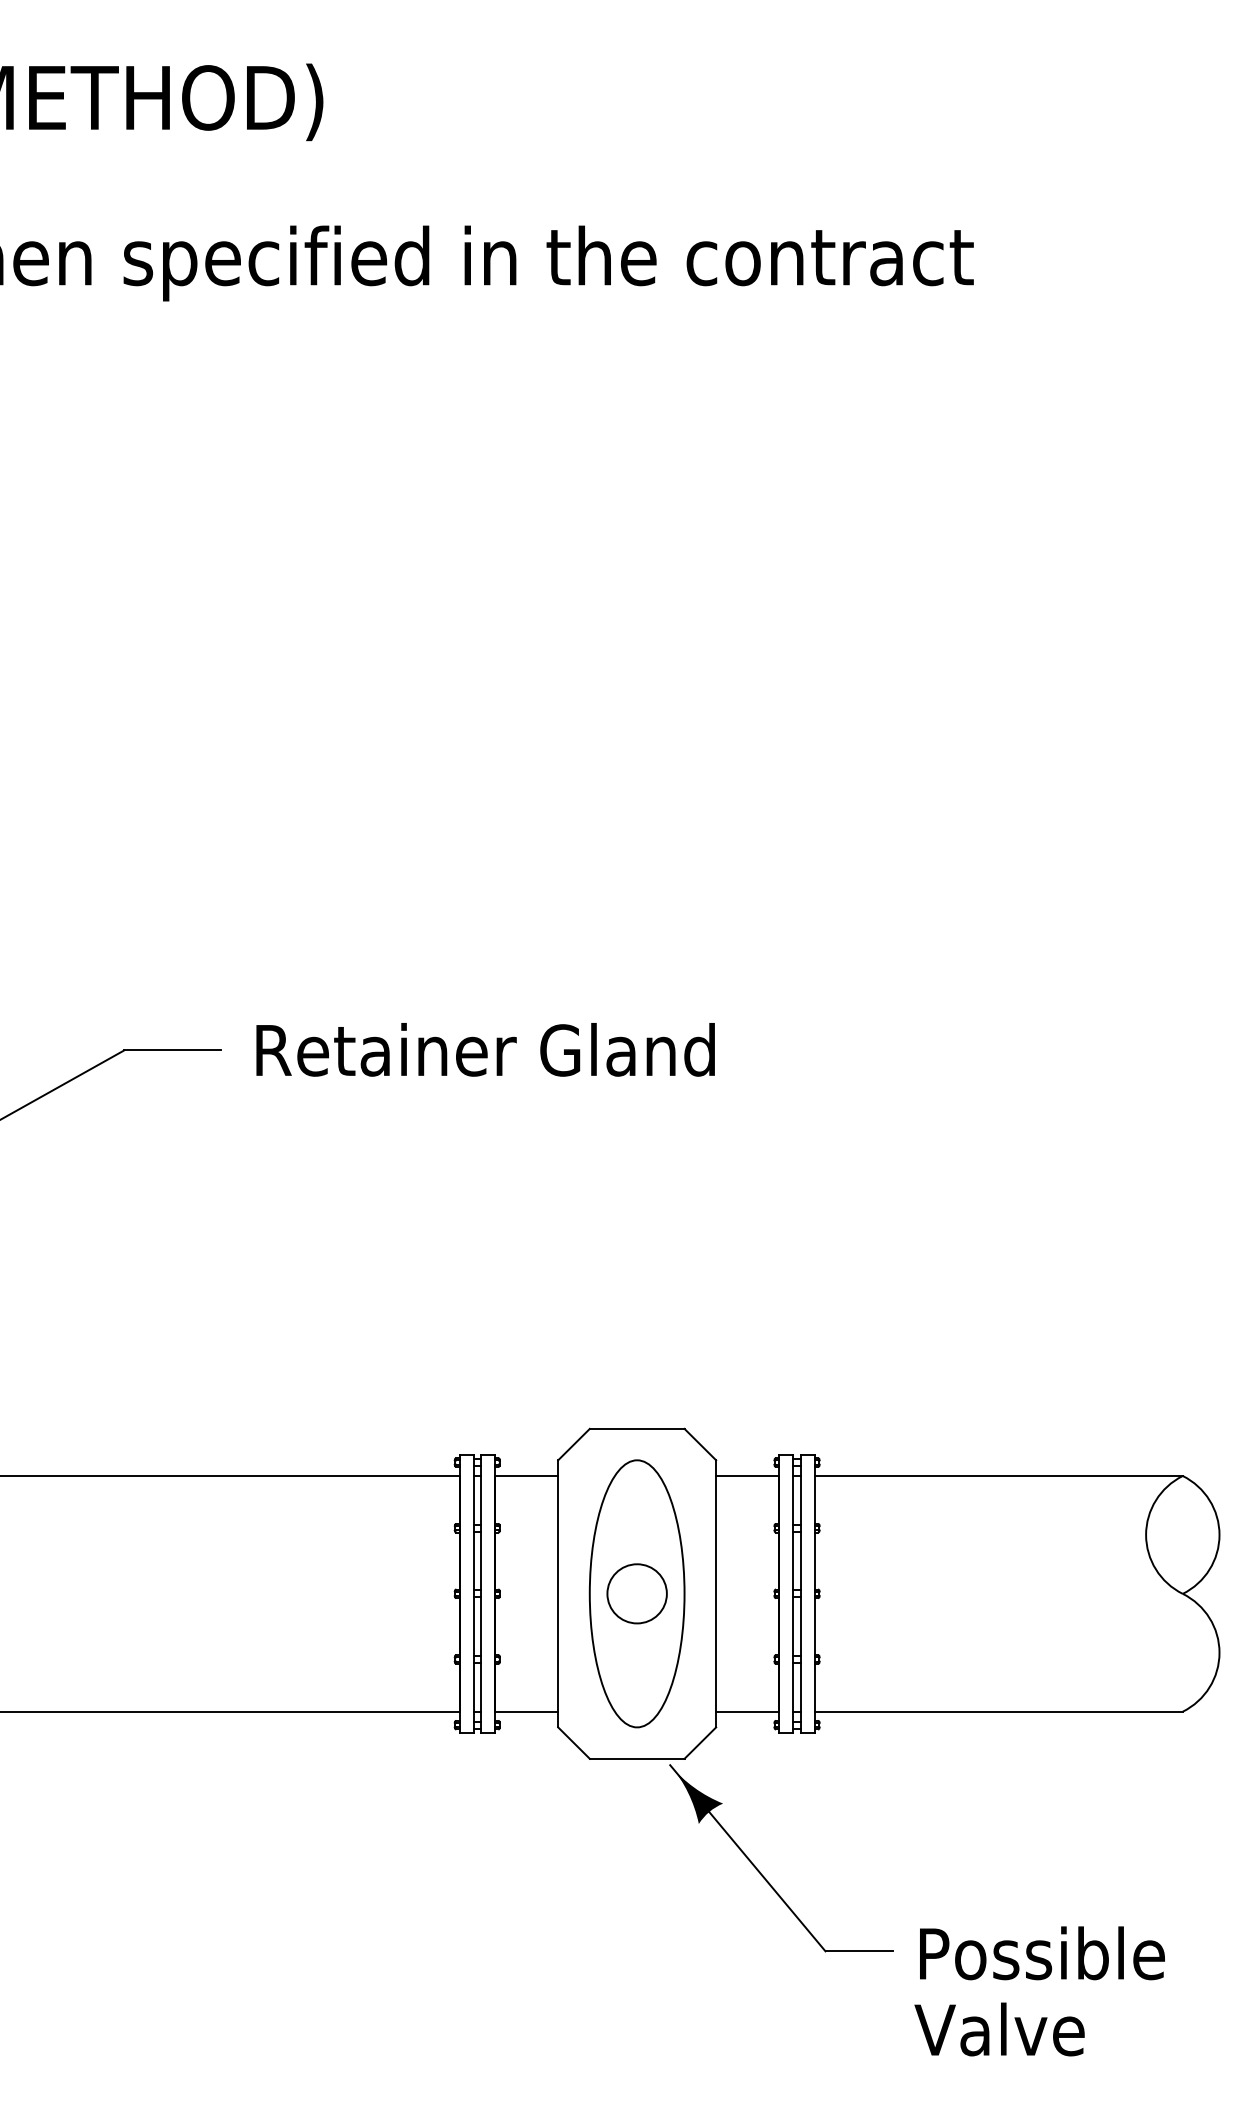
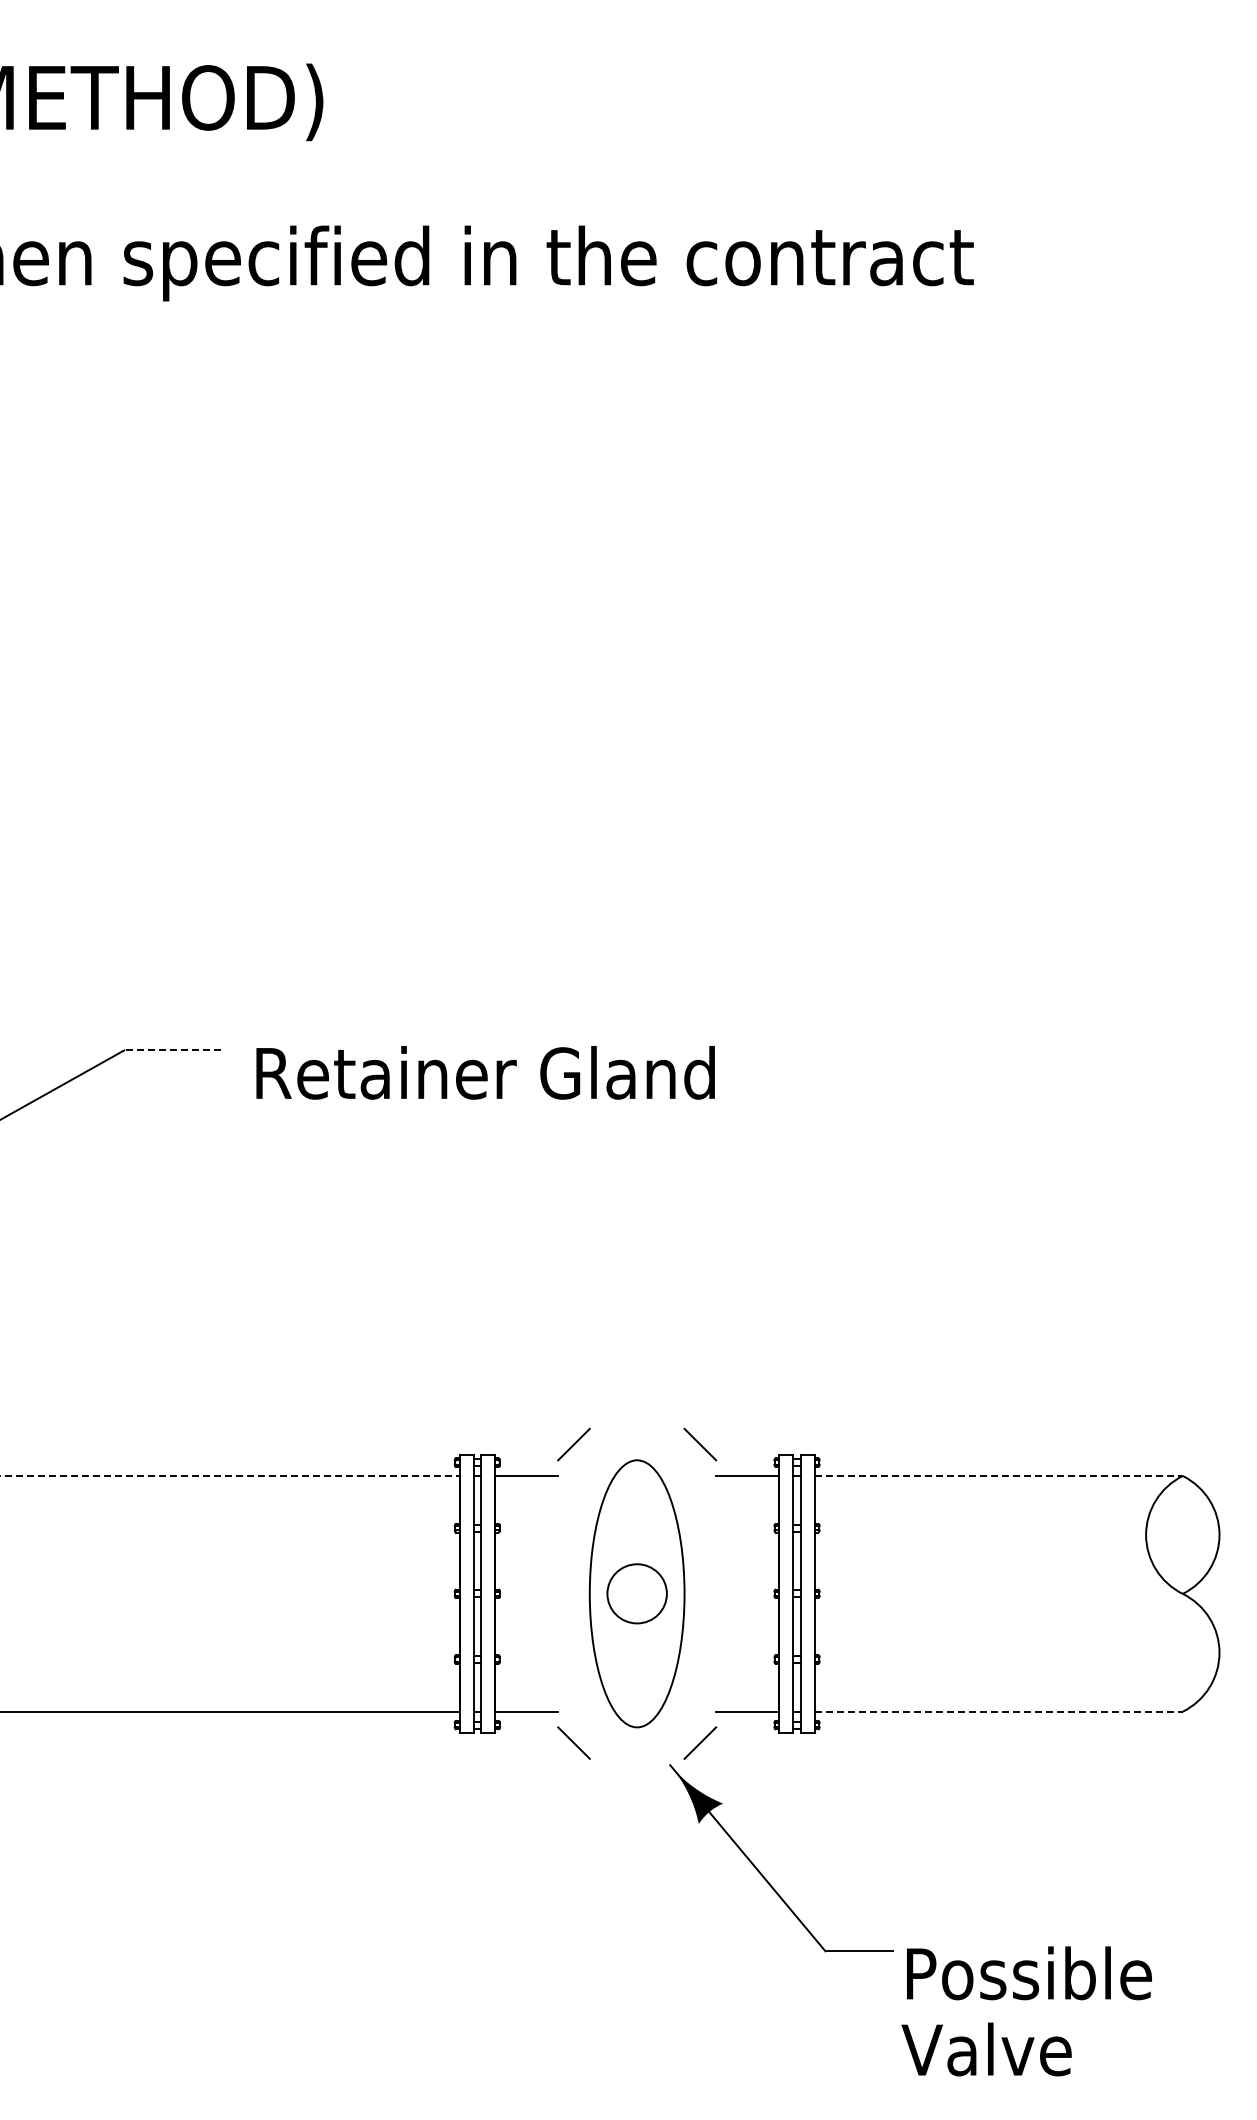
text position: (485, 1049) -> (485, 1072) (485, 1072)
line: solid -> dashed (172, 1050)
line: present -> none (636, 1428)
line: solid -> dashed (230, 1476)
line: solid -> dashed (999, 1476)
line: present -> none (558, 1593)
line: present -> none (716, 1593)
line: solid -> dashed (999, 1711)
line: present -> none (636, 1758)
text position: (1039, 1991) -> (1026, 2011) (1026, 2011)
